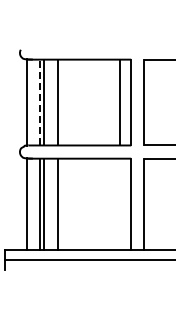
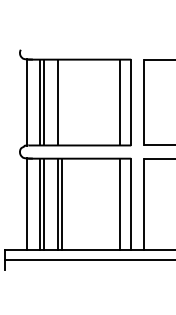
line: dashed -> solid (39, 102)
line: none -> present (62, 204)
line: none -> present (120, 204)
